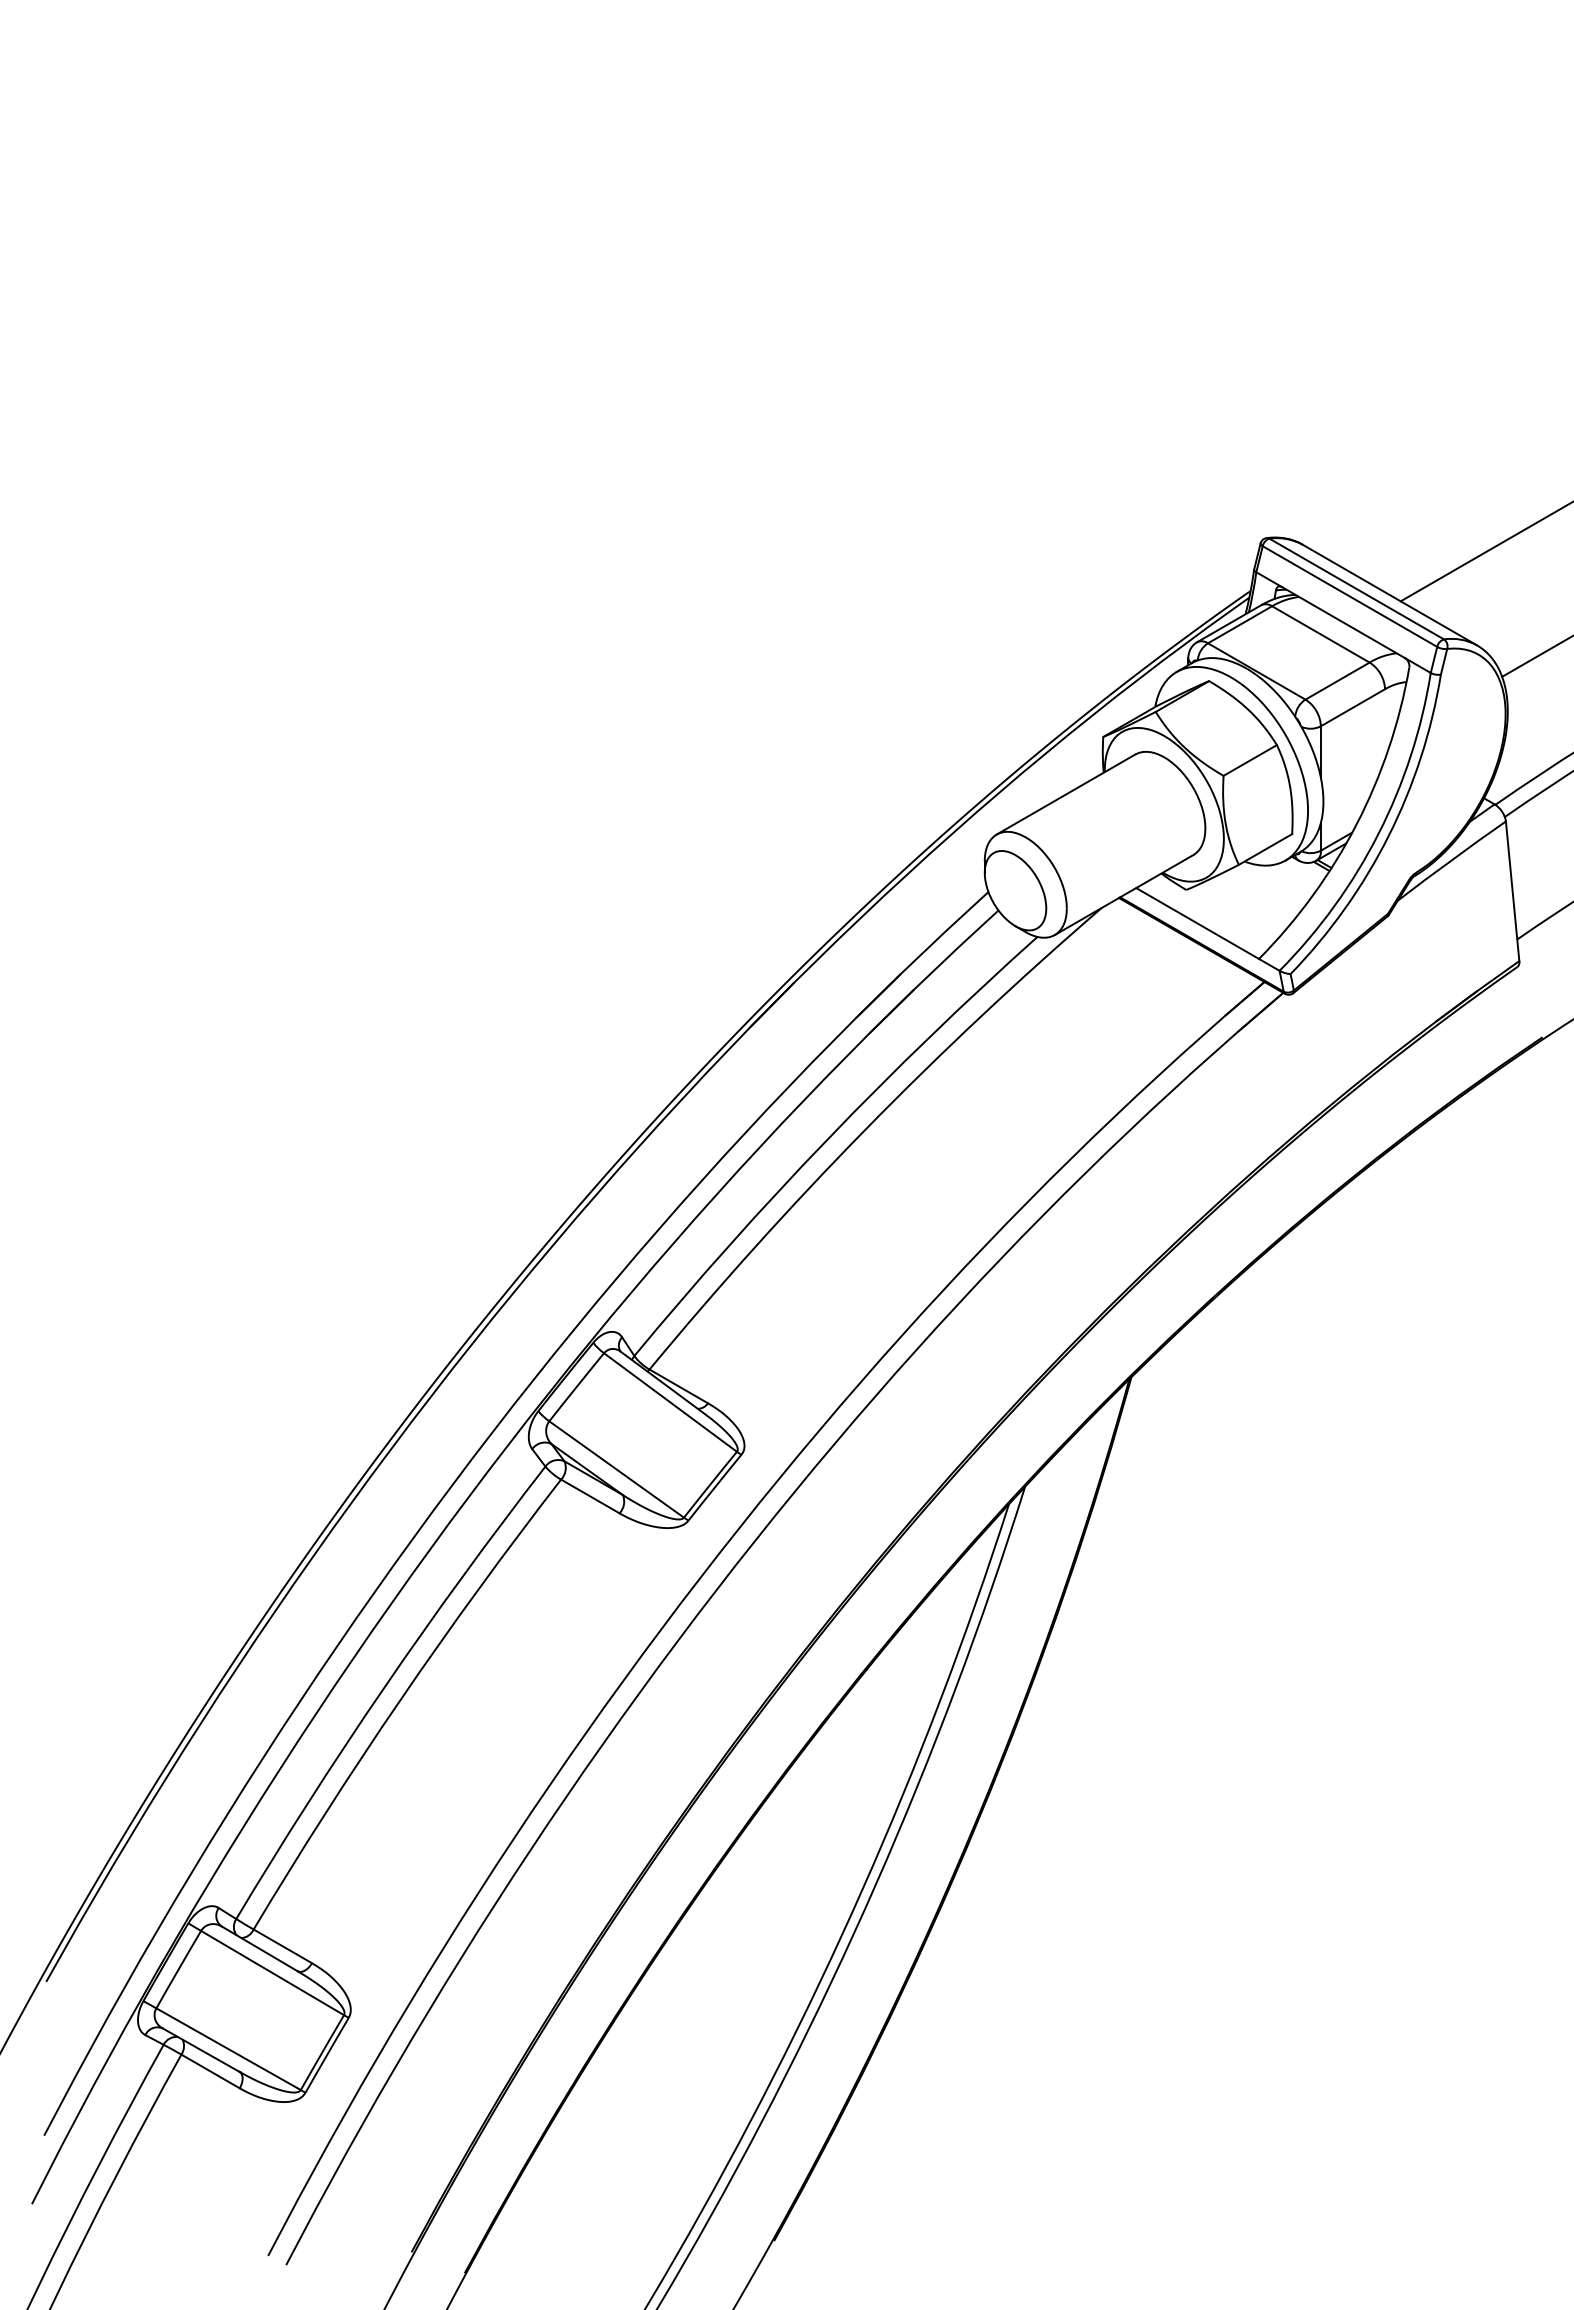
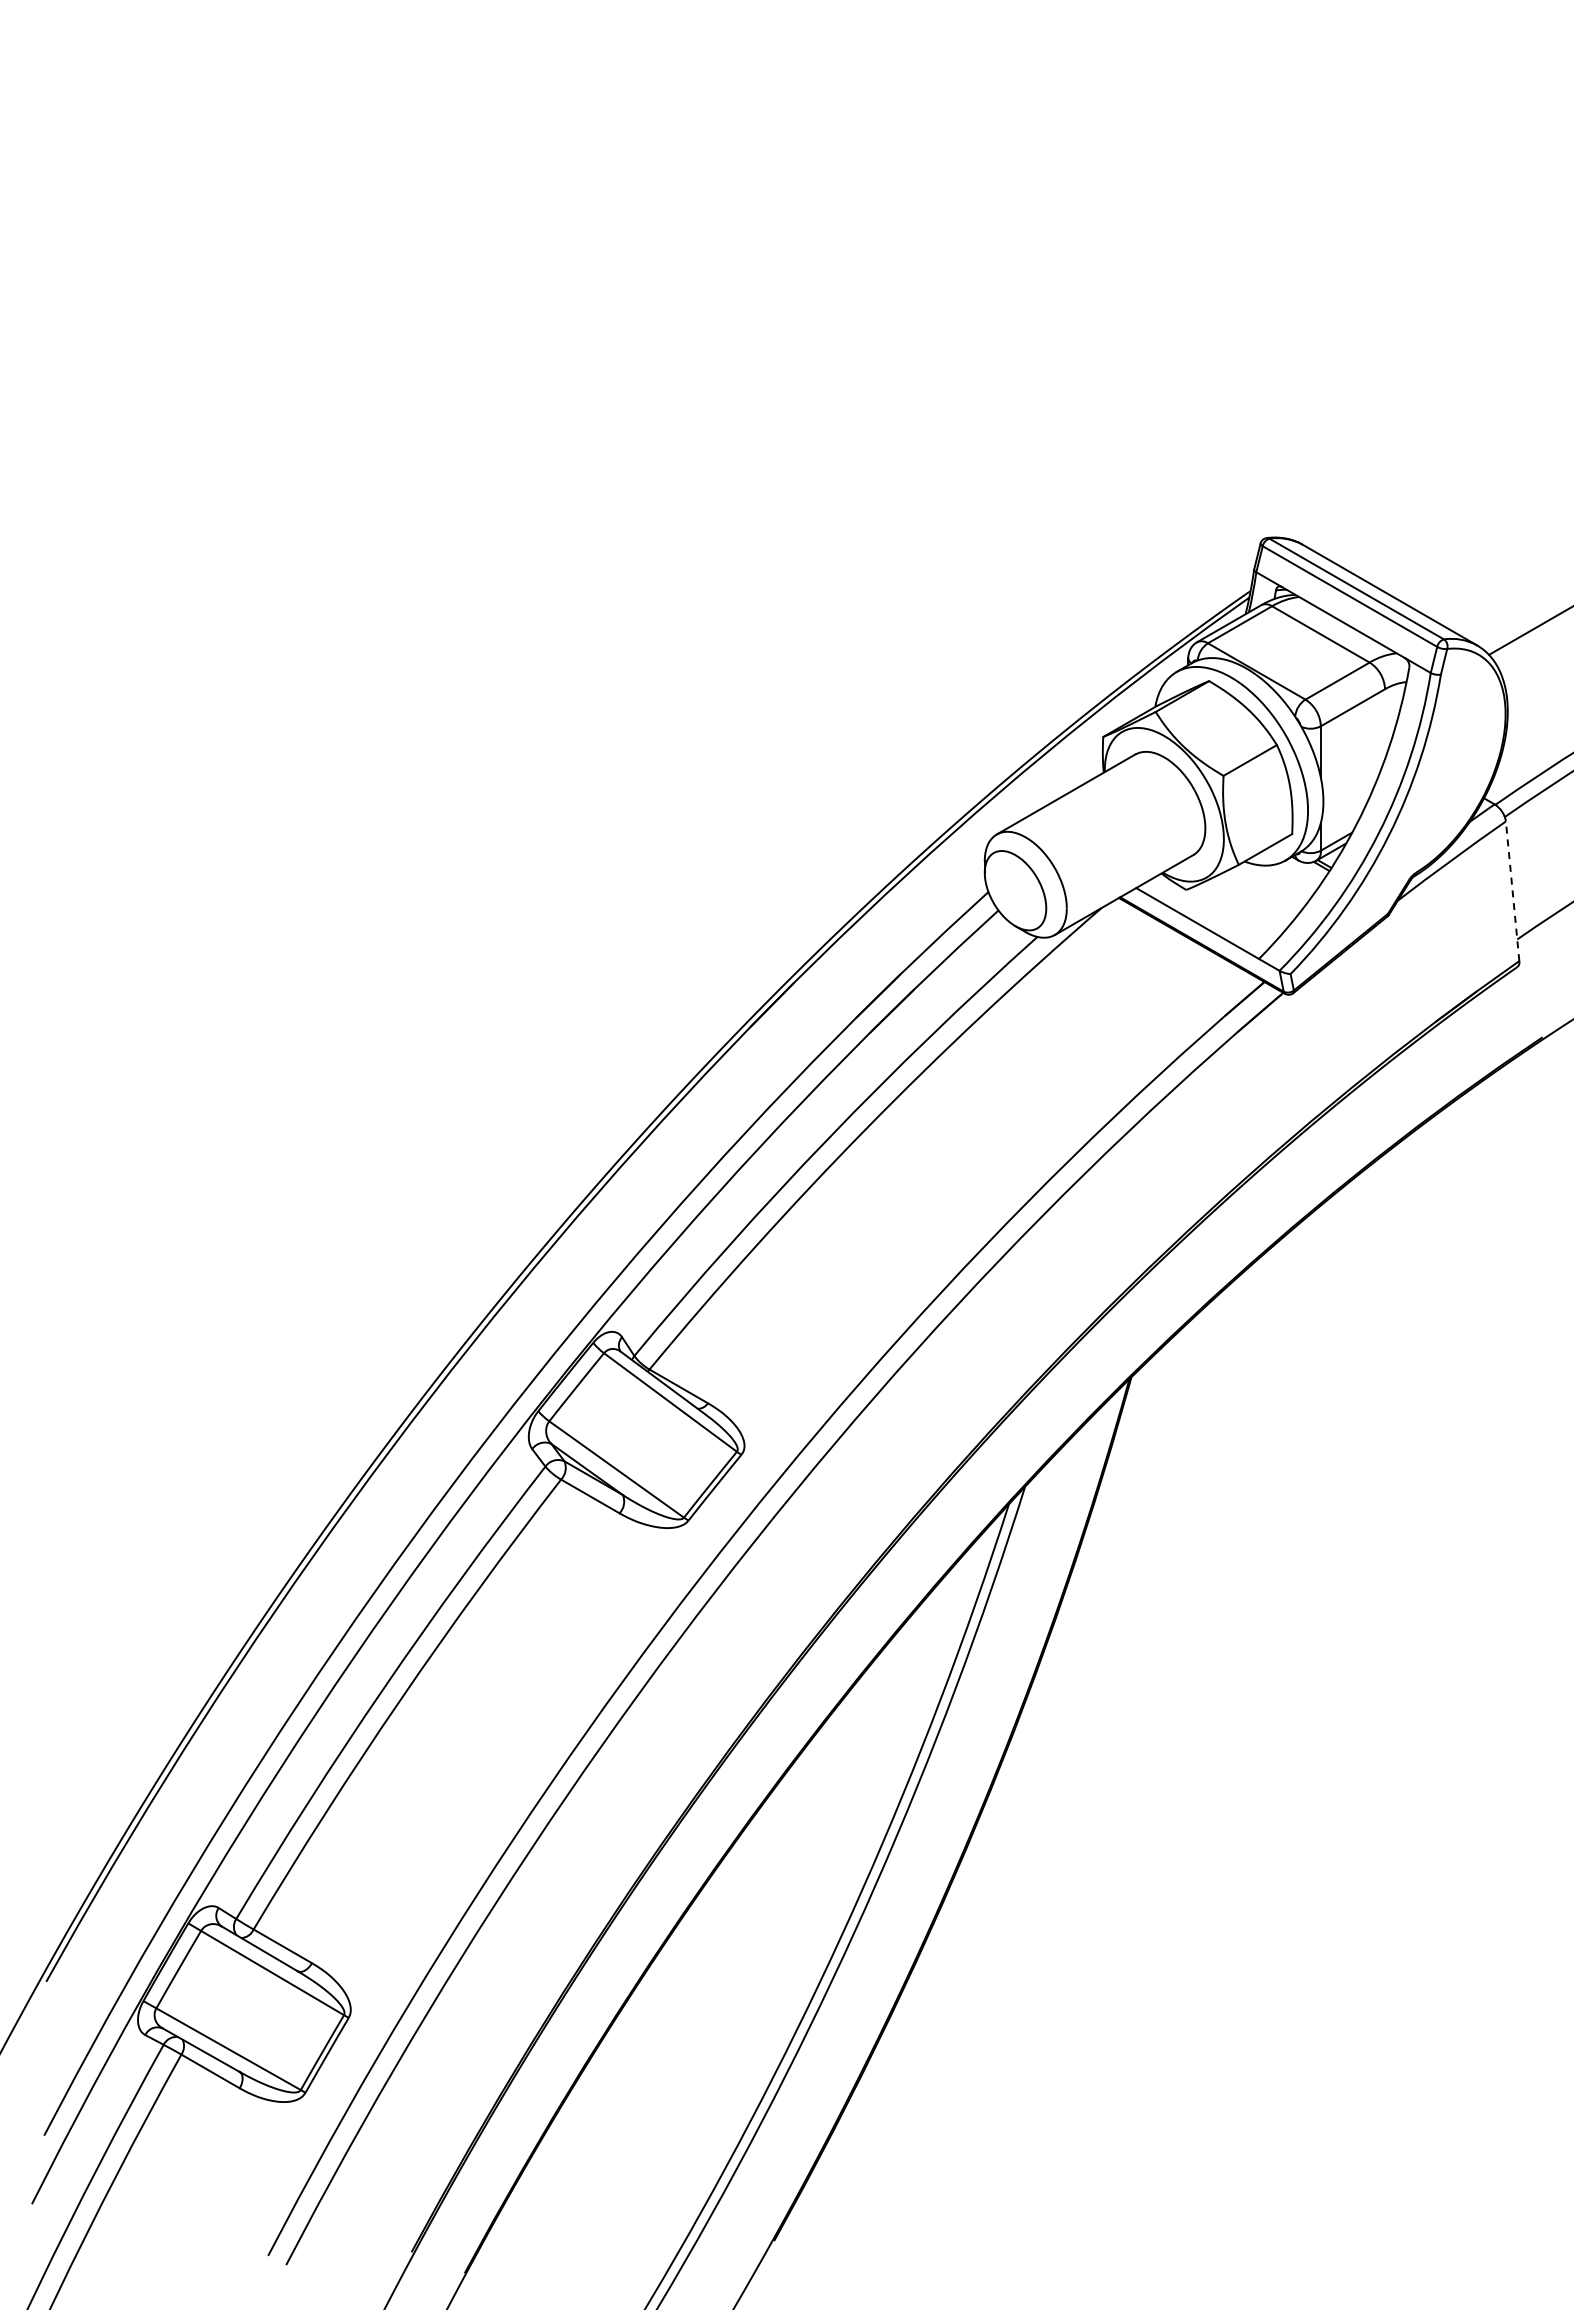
line: present -> none (1485, 552)
line position: (1536, 656) -> (1529, 630) (1529, 630)
line: solid -> dashed (1512, 890)
